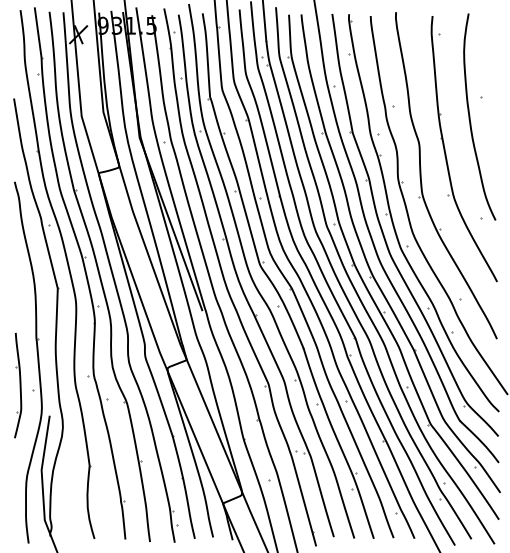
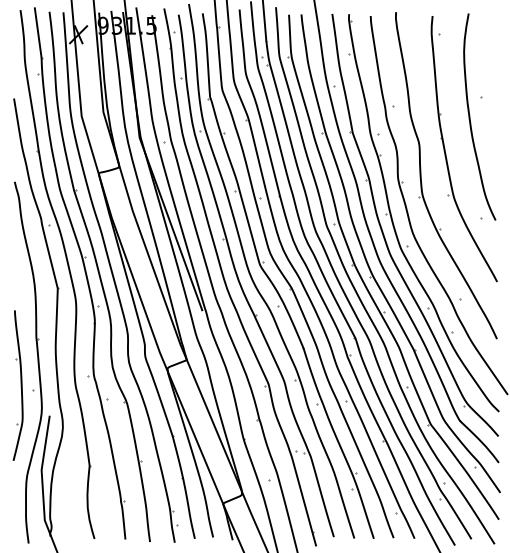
part size: 9x106 px -> 12x151 px (17, 385)
